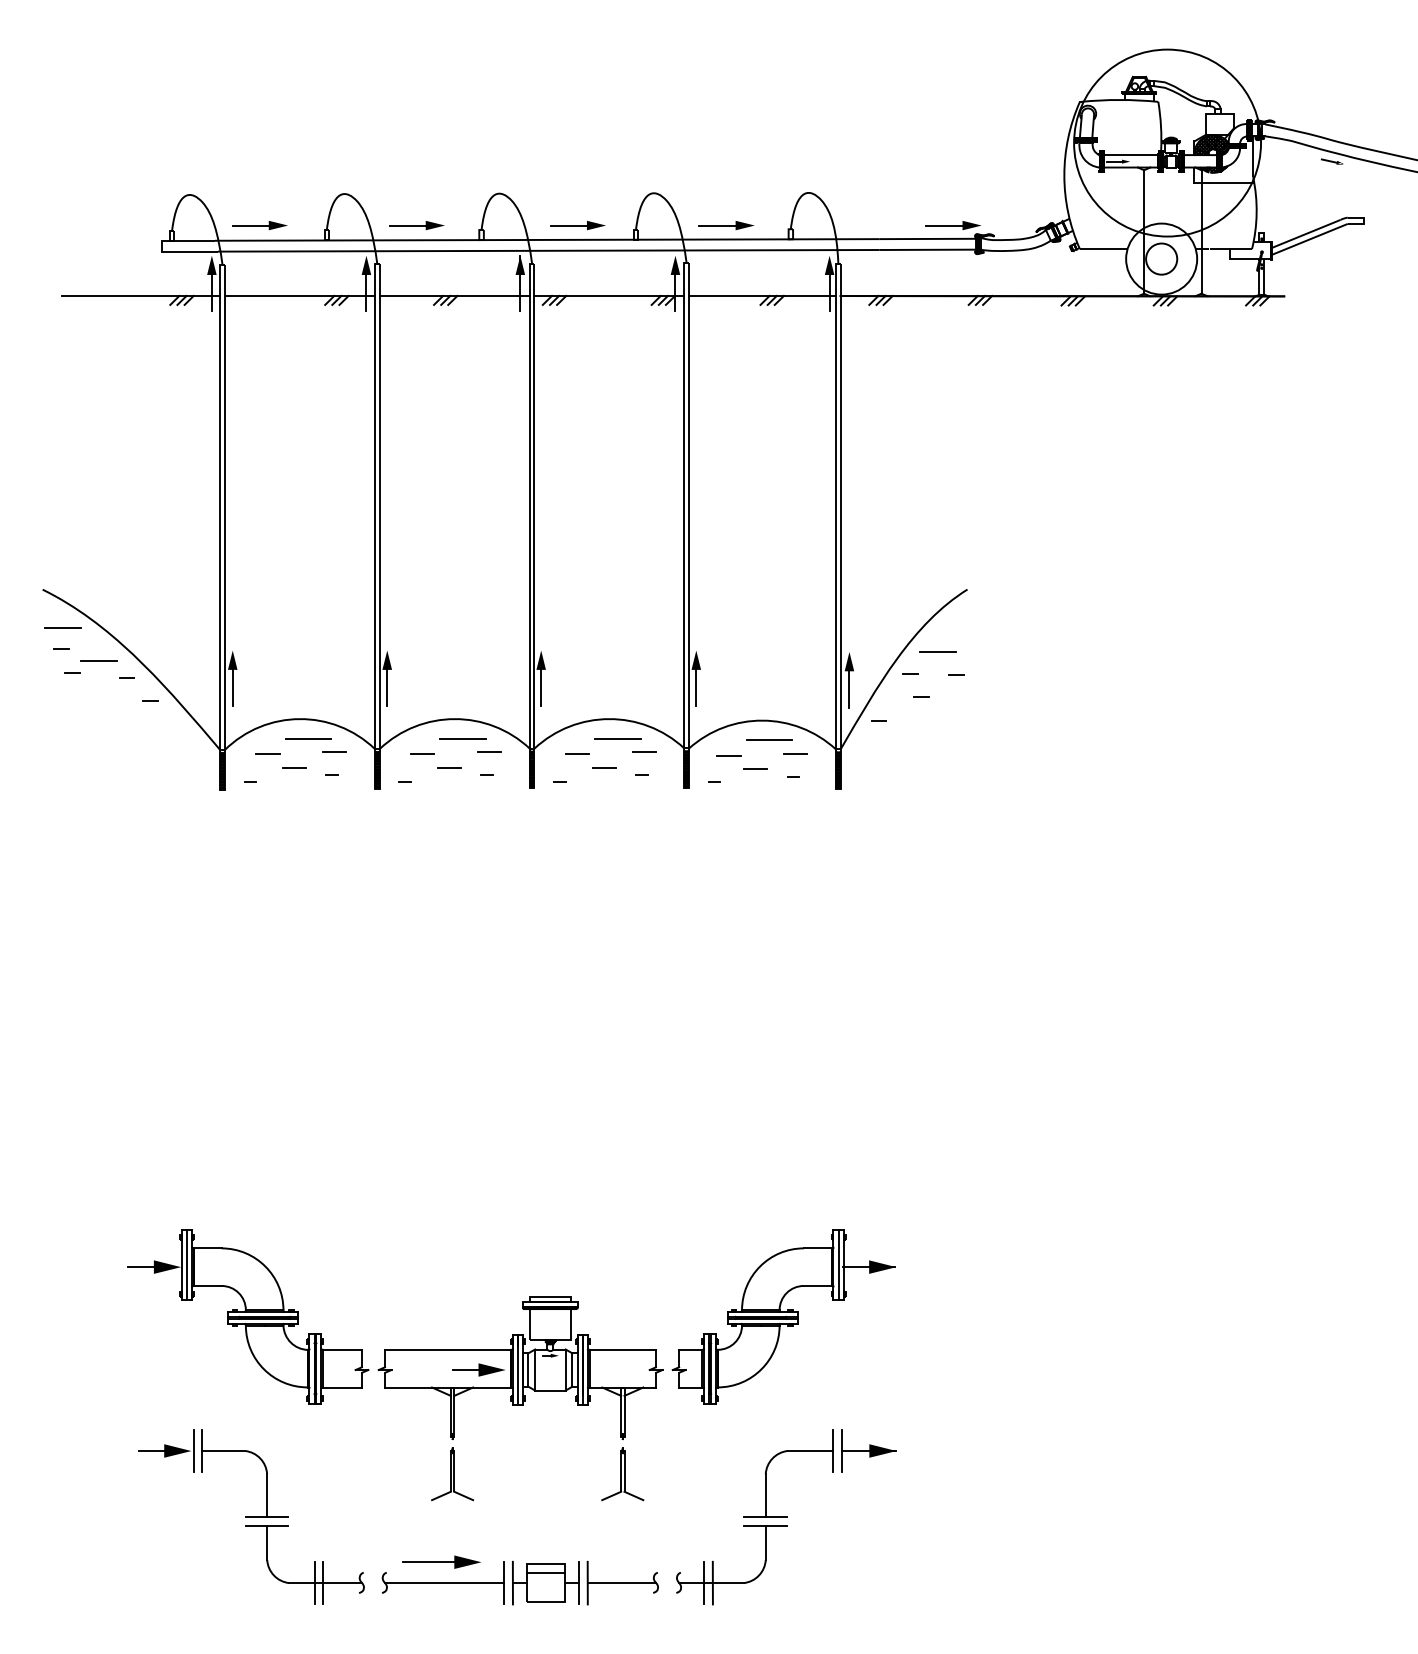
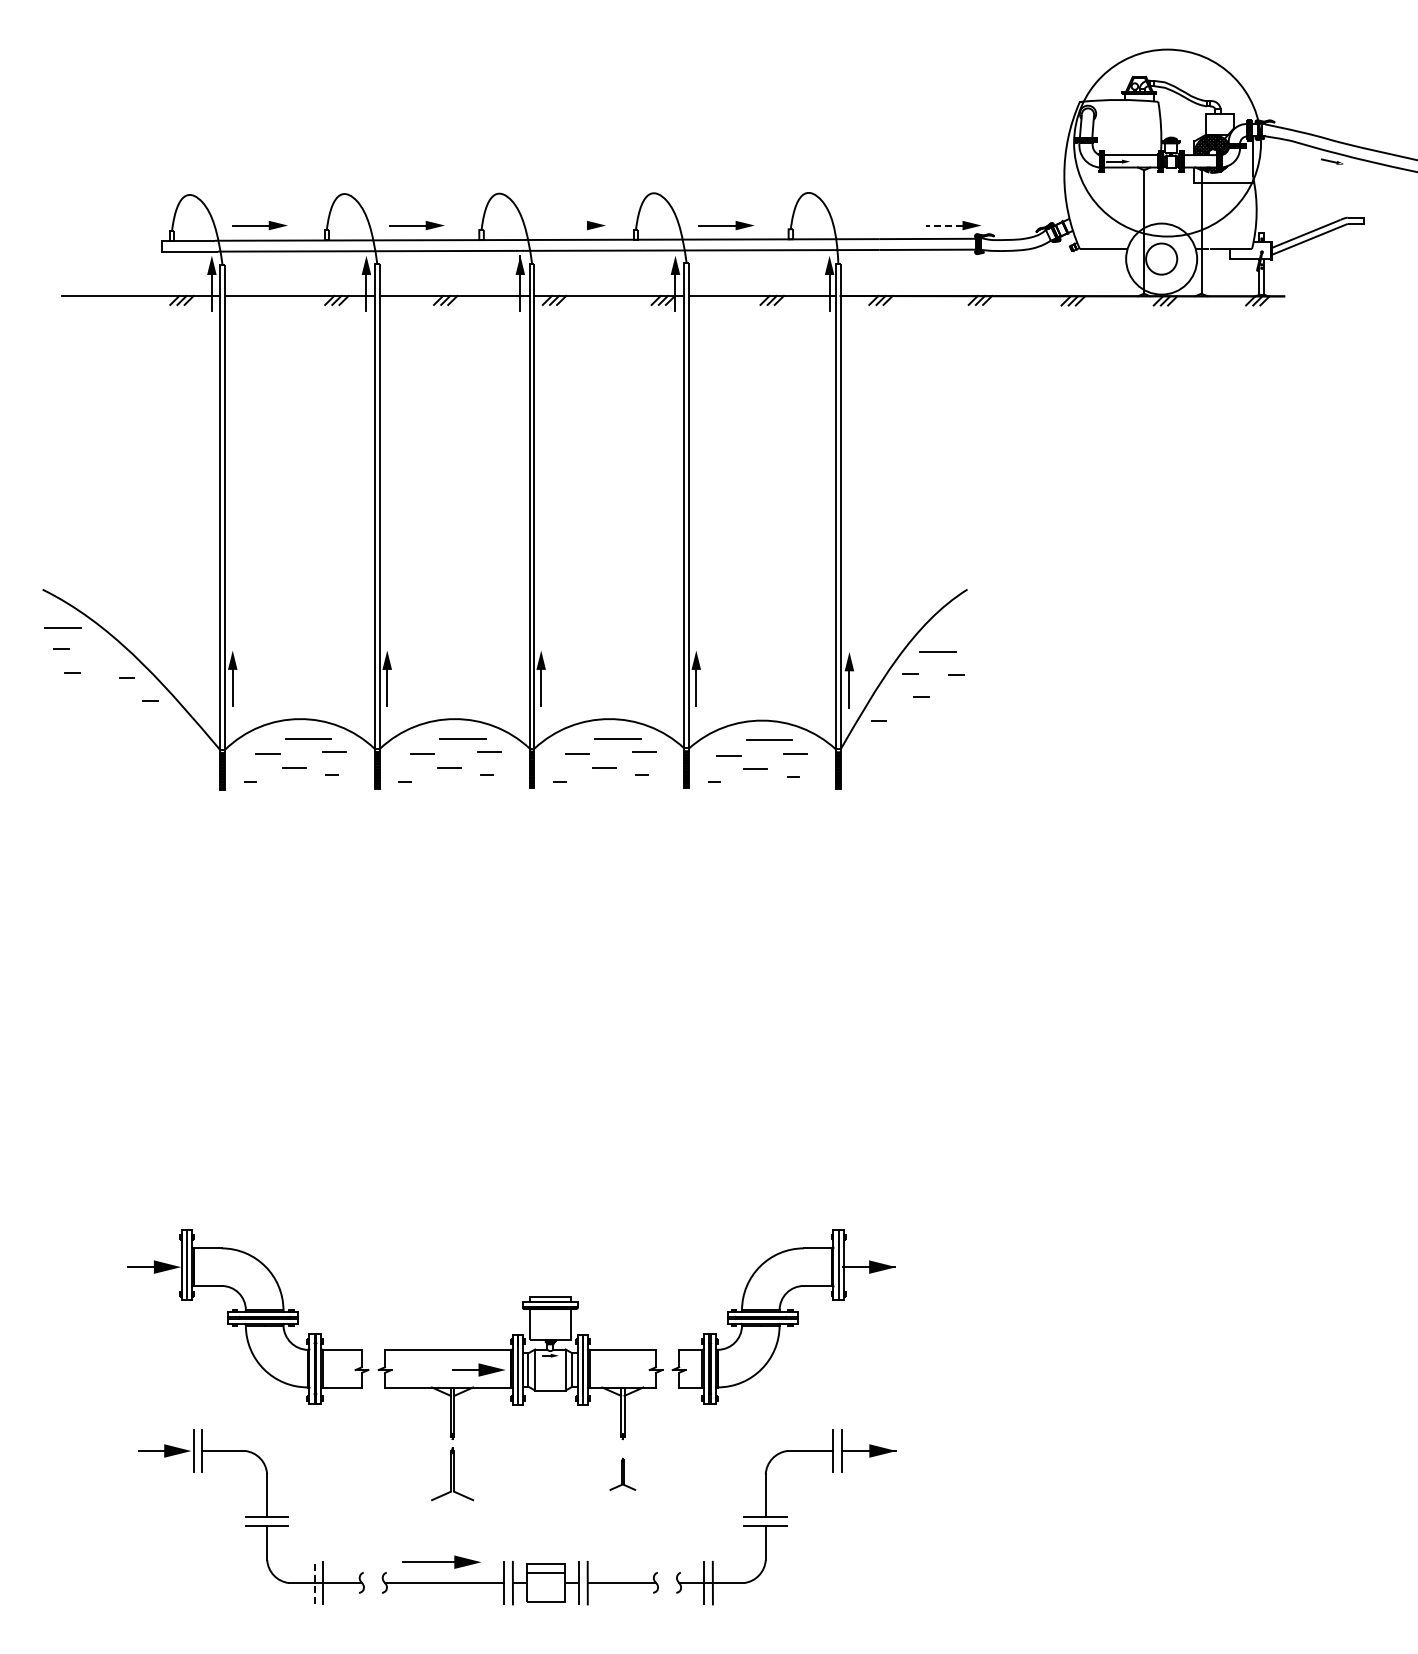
line: present -> none (568, 225)
line: solid -> dashed (943, 225)
line: present -> none (99, 660)
part size: 44x55 px -> 28x34 px (622, 1473)
line: solid -> dashed (314, 1582)
